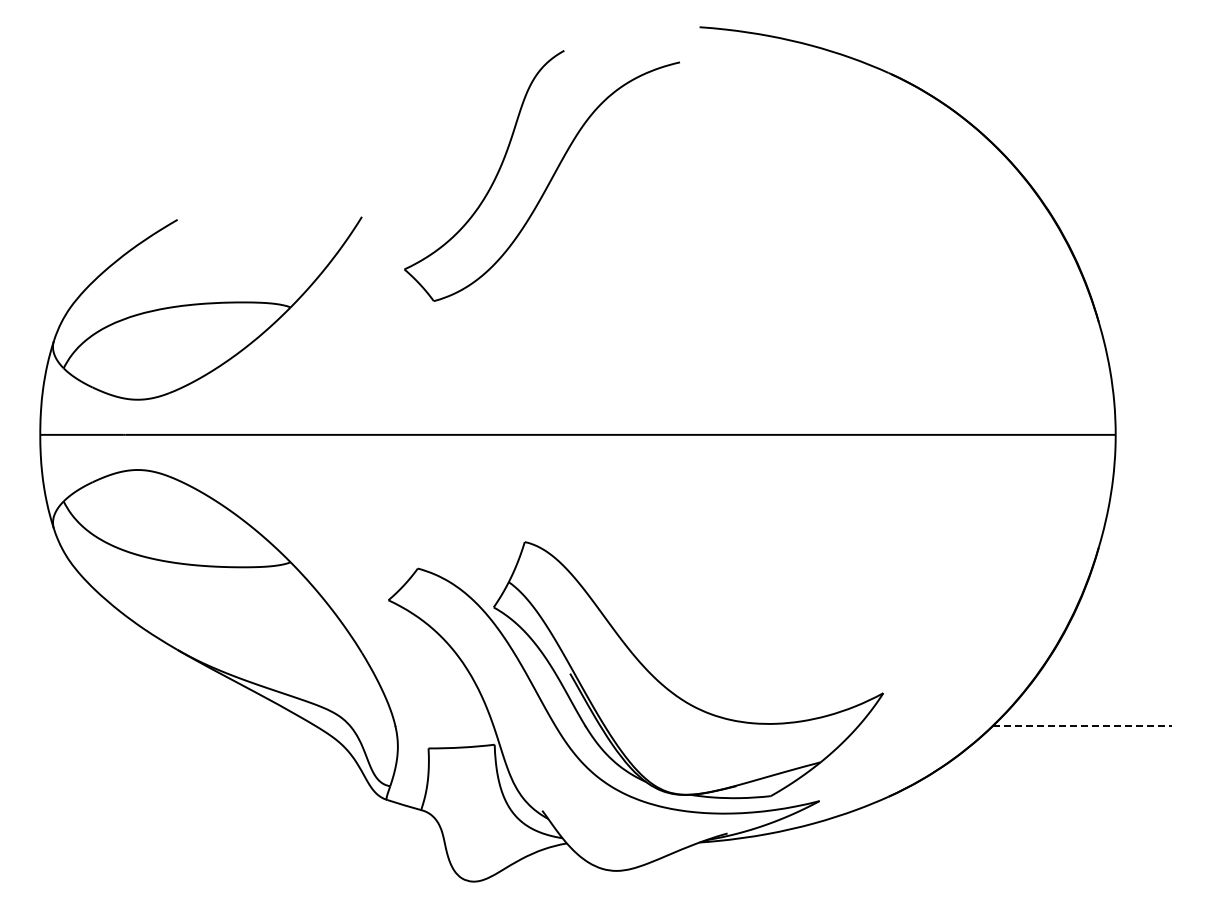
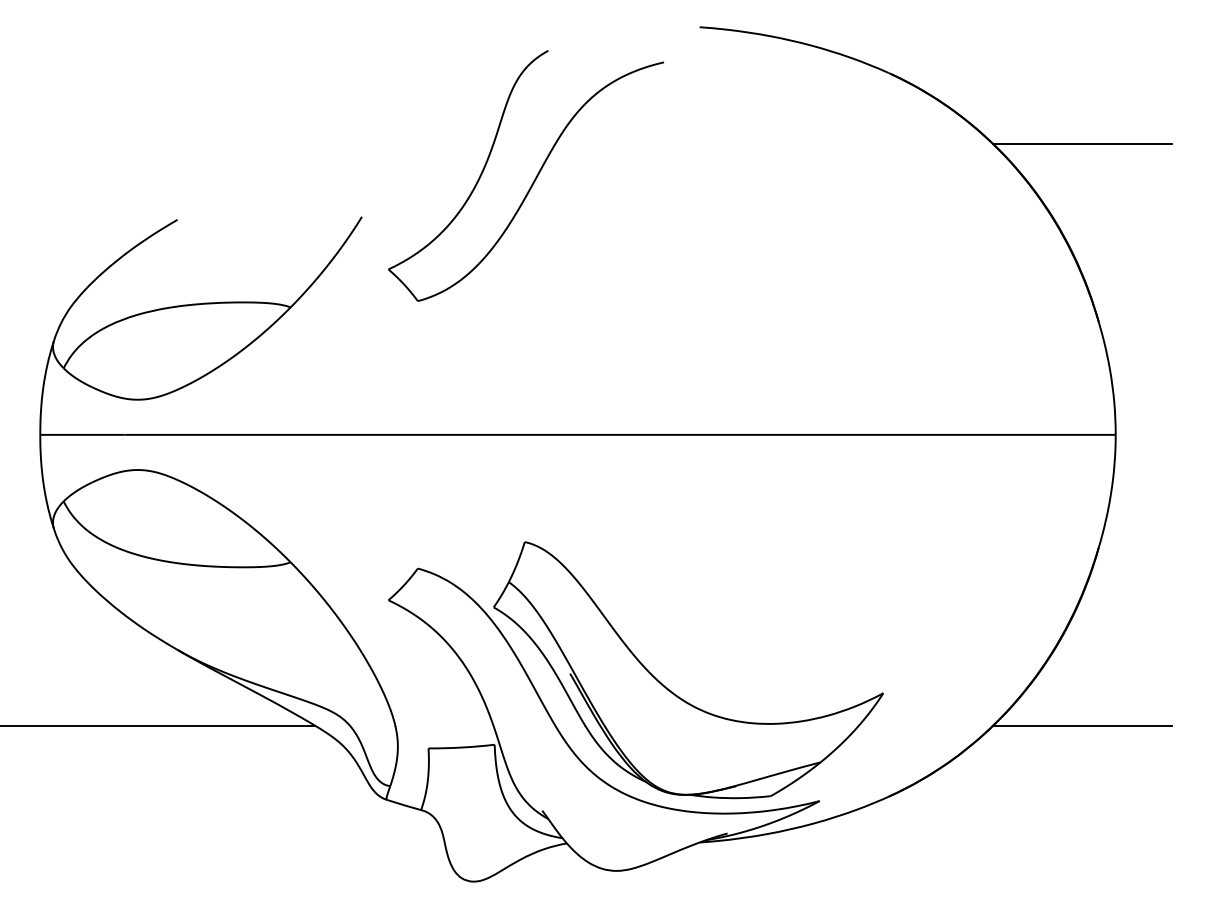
line: none -> present (1082, 143)
part position: (549, 180) -> (533, 180) (533, 180)
line: none -> present (158, 725)
line: dashed -> solid (1082, 725)
